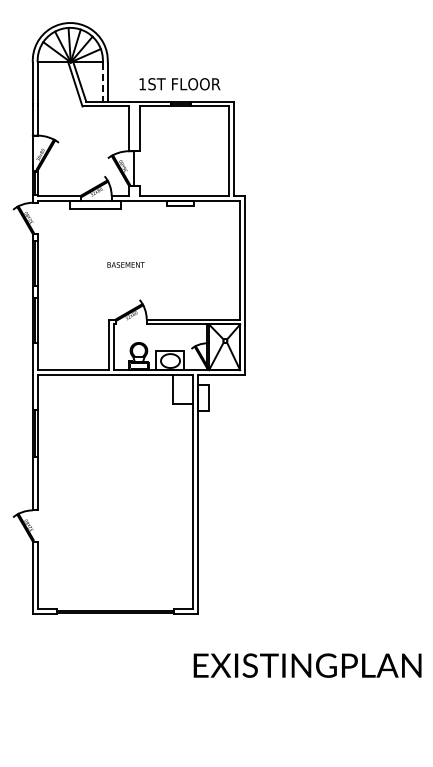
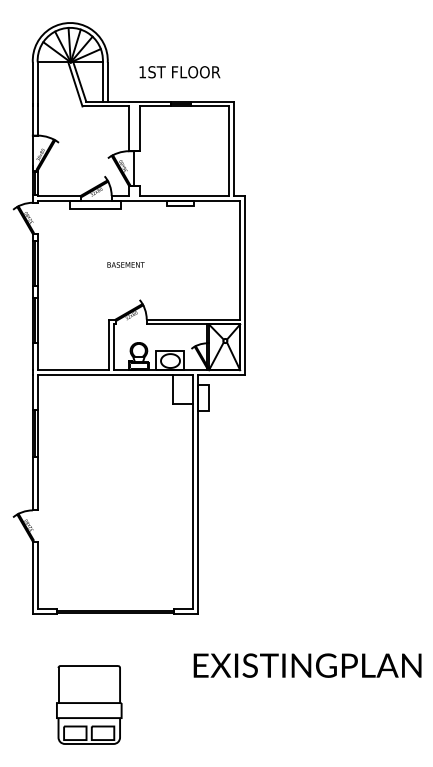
line: dashed -> solid (102, 82)
text position: (179, 84) -> (179, 72) (179, 72)
part: none -> present (89, 704)
